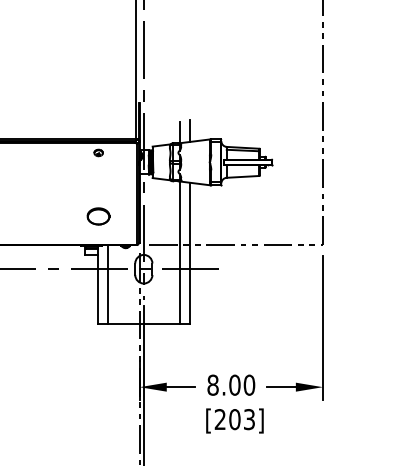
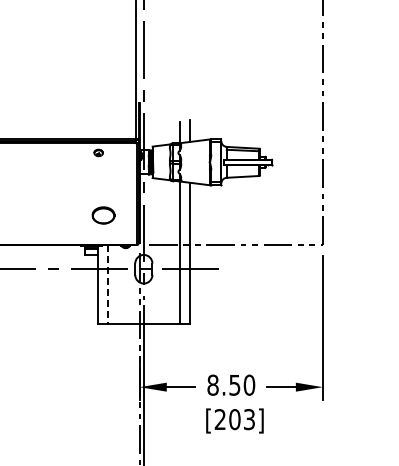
part position: (98, 216) -> (103, 215) (103, 215)
line: solid -> dashed (108, 284)
text: 8.00 -> 8.50 (234, 384)
